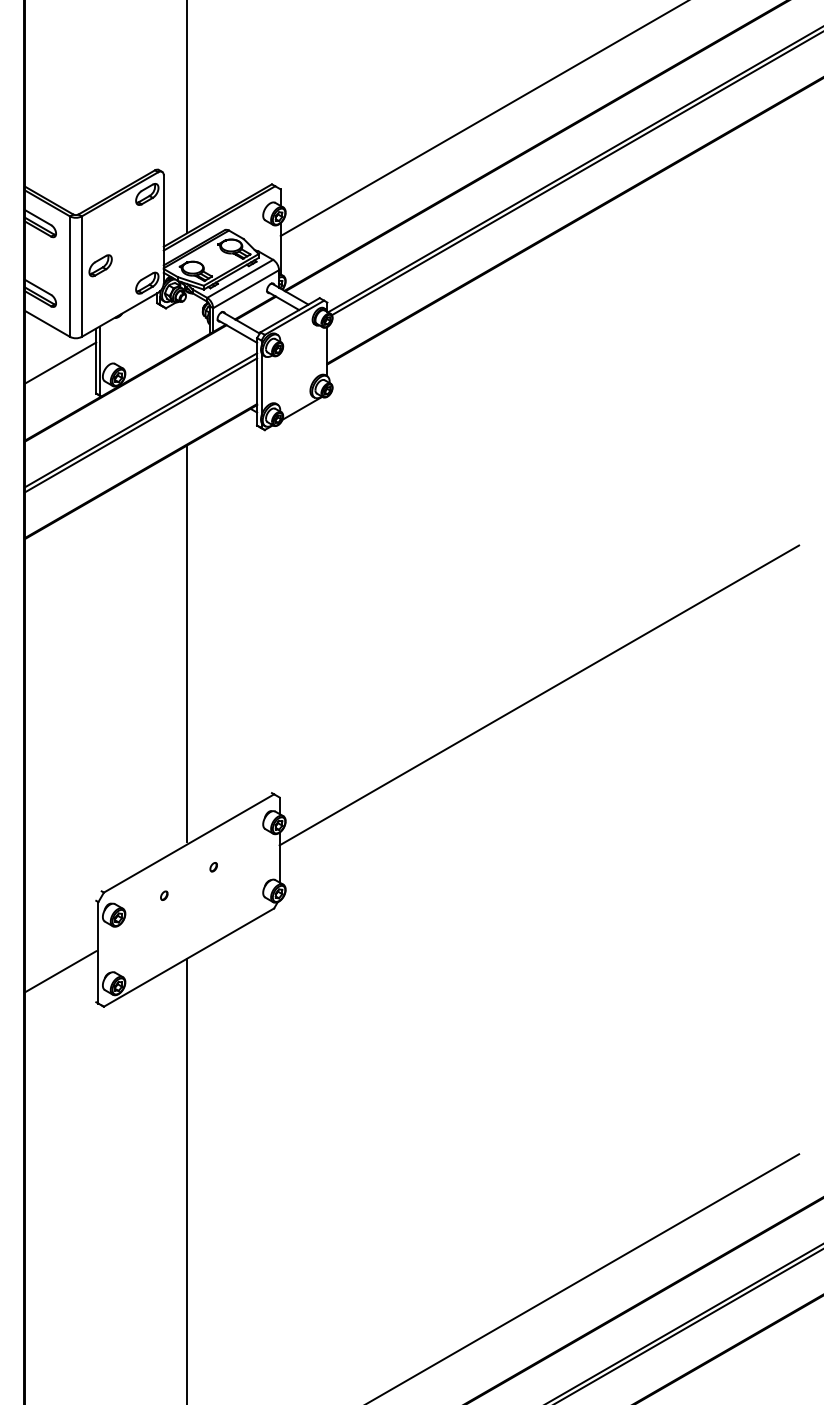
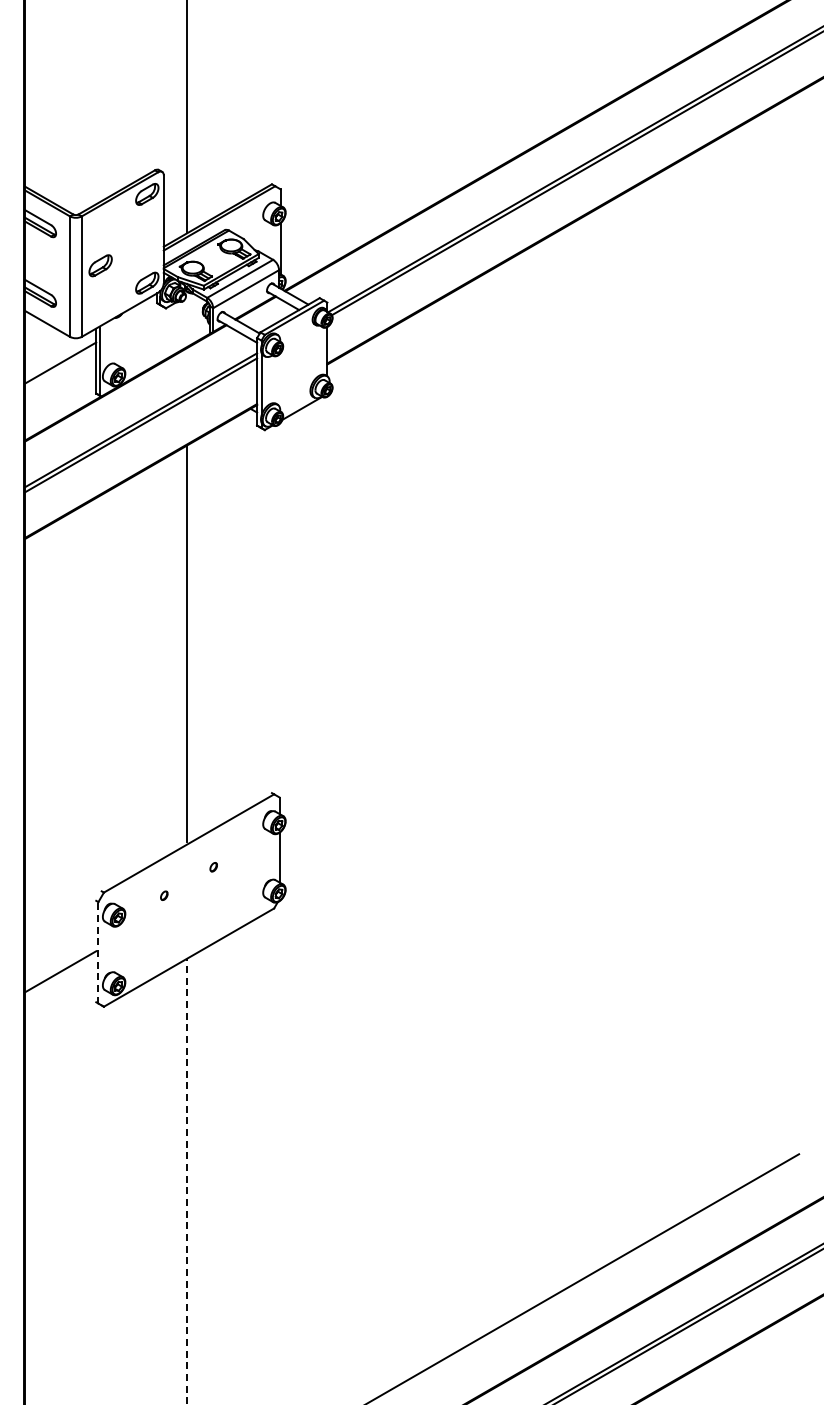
line: present -> none (482, 119)
line: present -> none (539, 695)
line: solid -> dashed (98, 952)
line: solid -> dashed (186, 1181)
